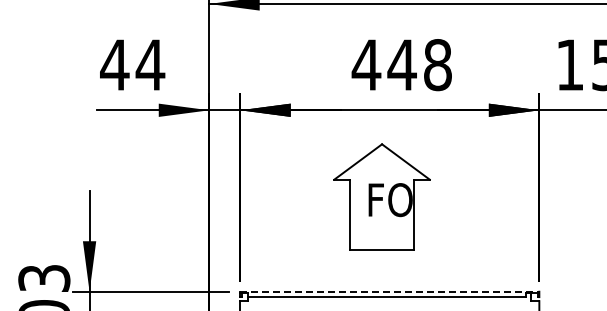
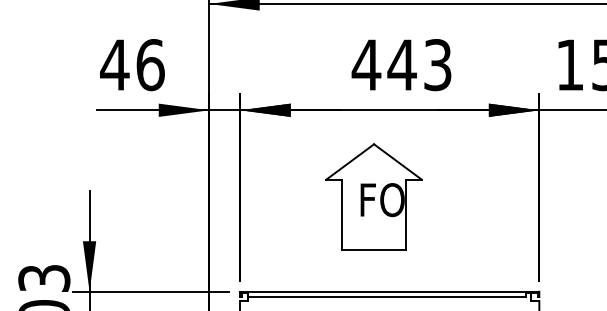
text: 44 -> 46 (150, 65)
text: 448 -> 443 (437, 65)
part position: (381, 196) -> (373, 196) (373, 196)
line: dashed -> solid (389, 291)
